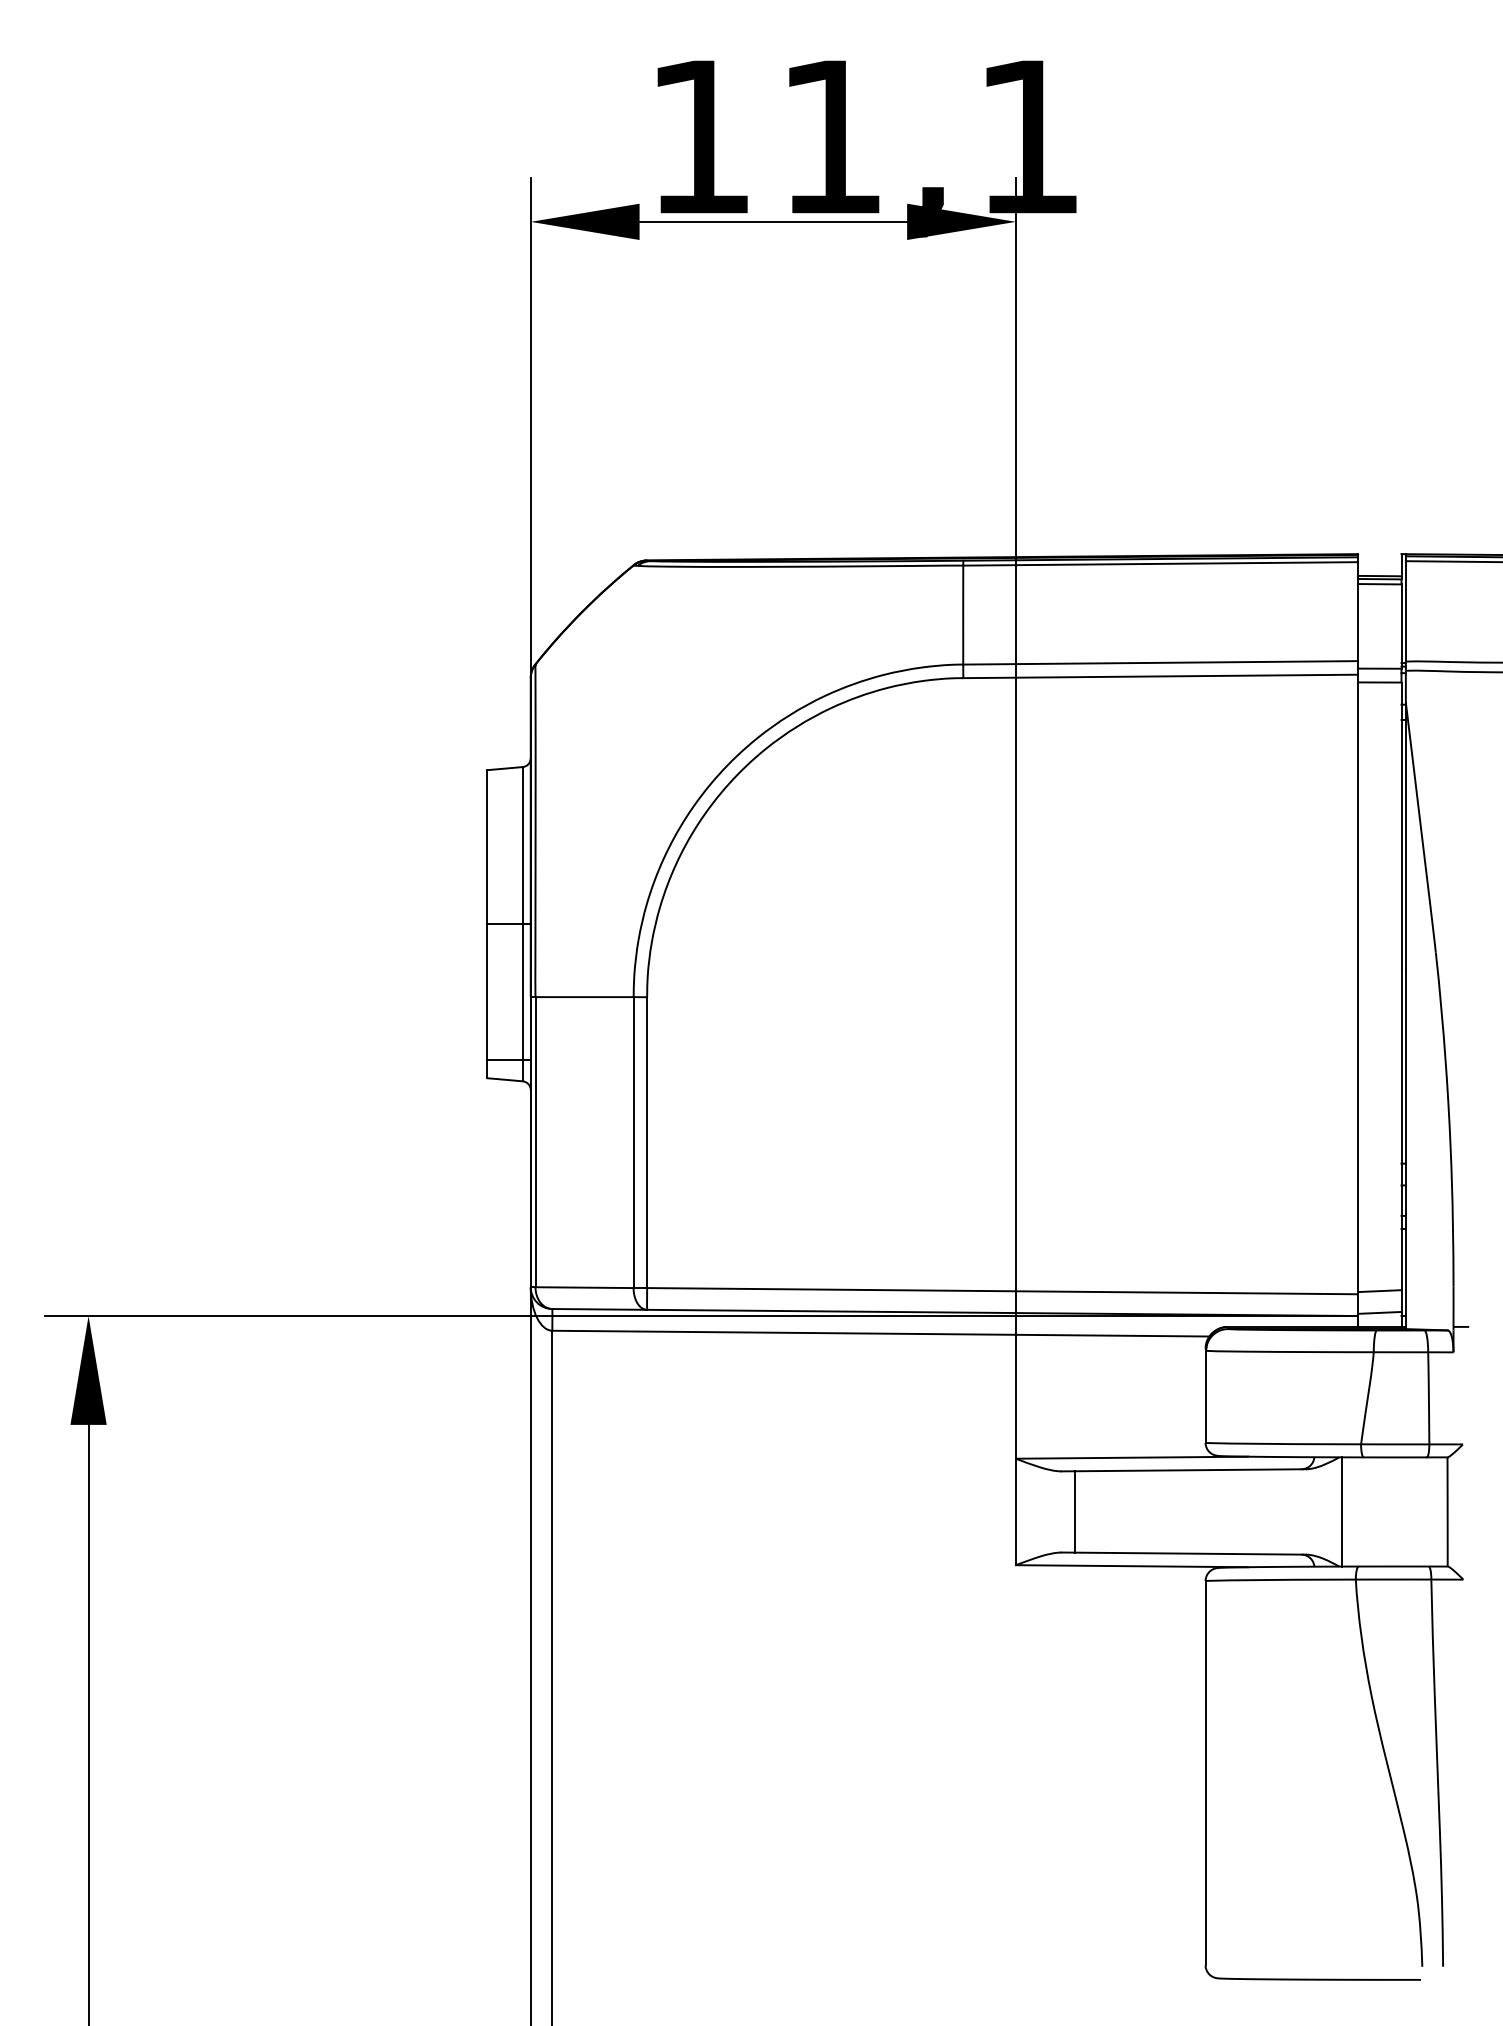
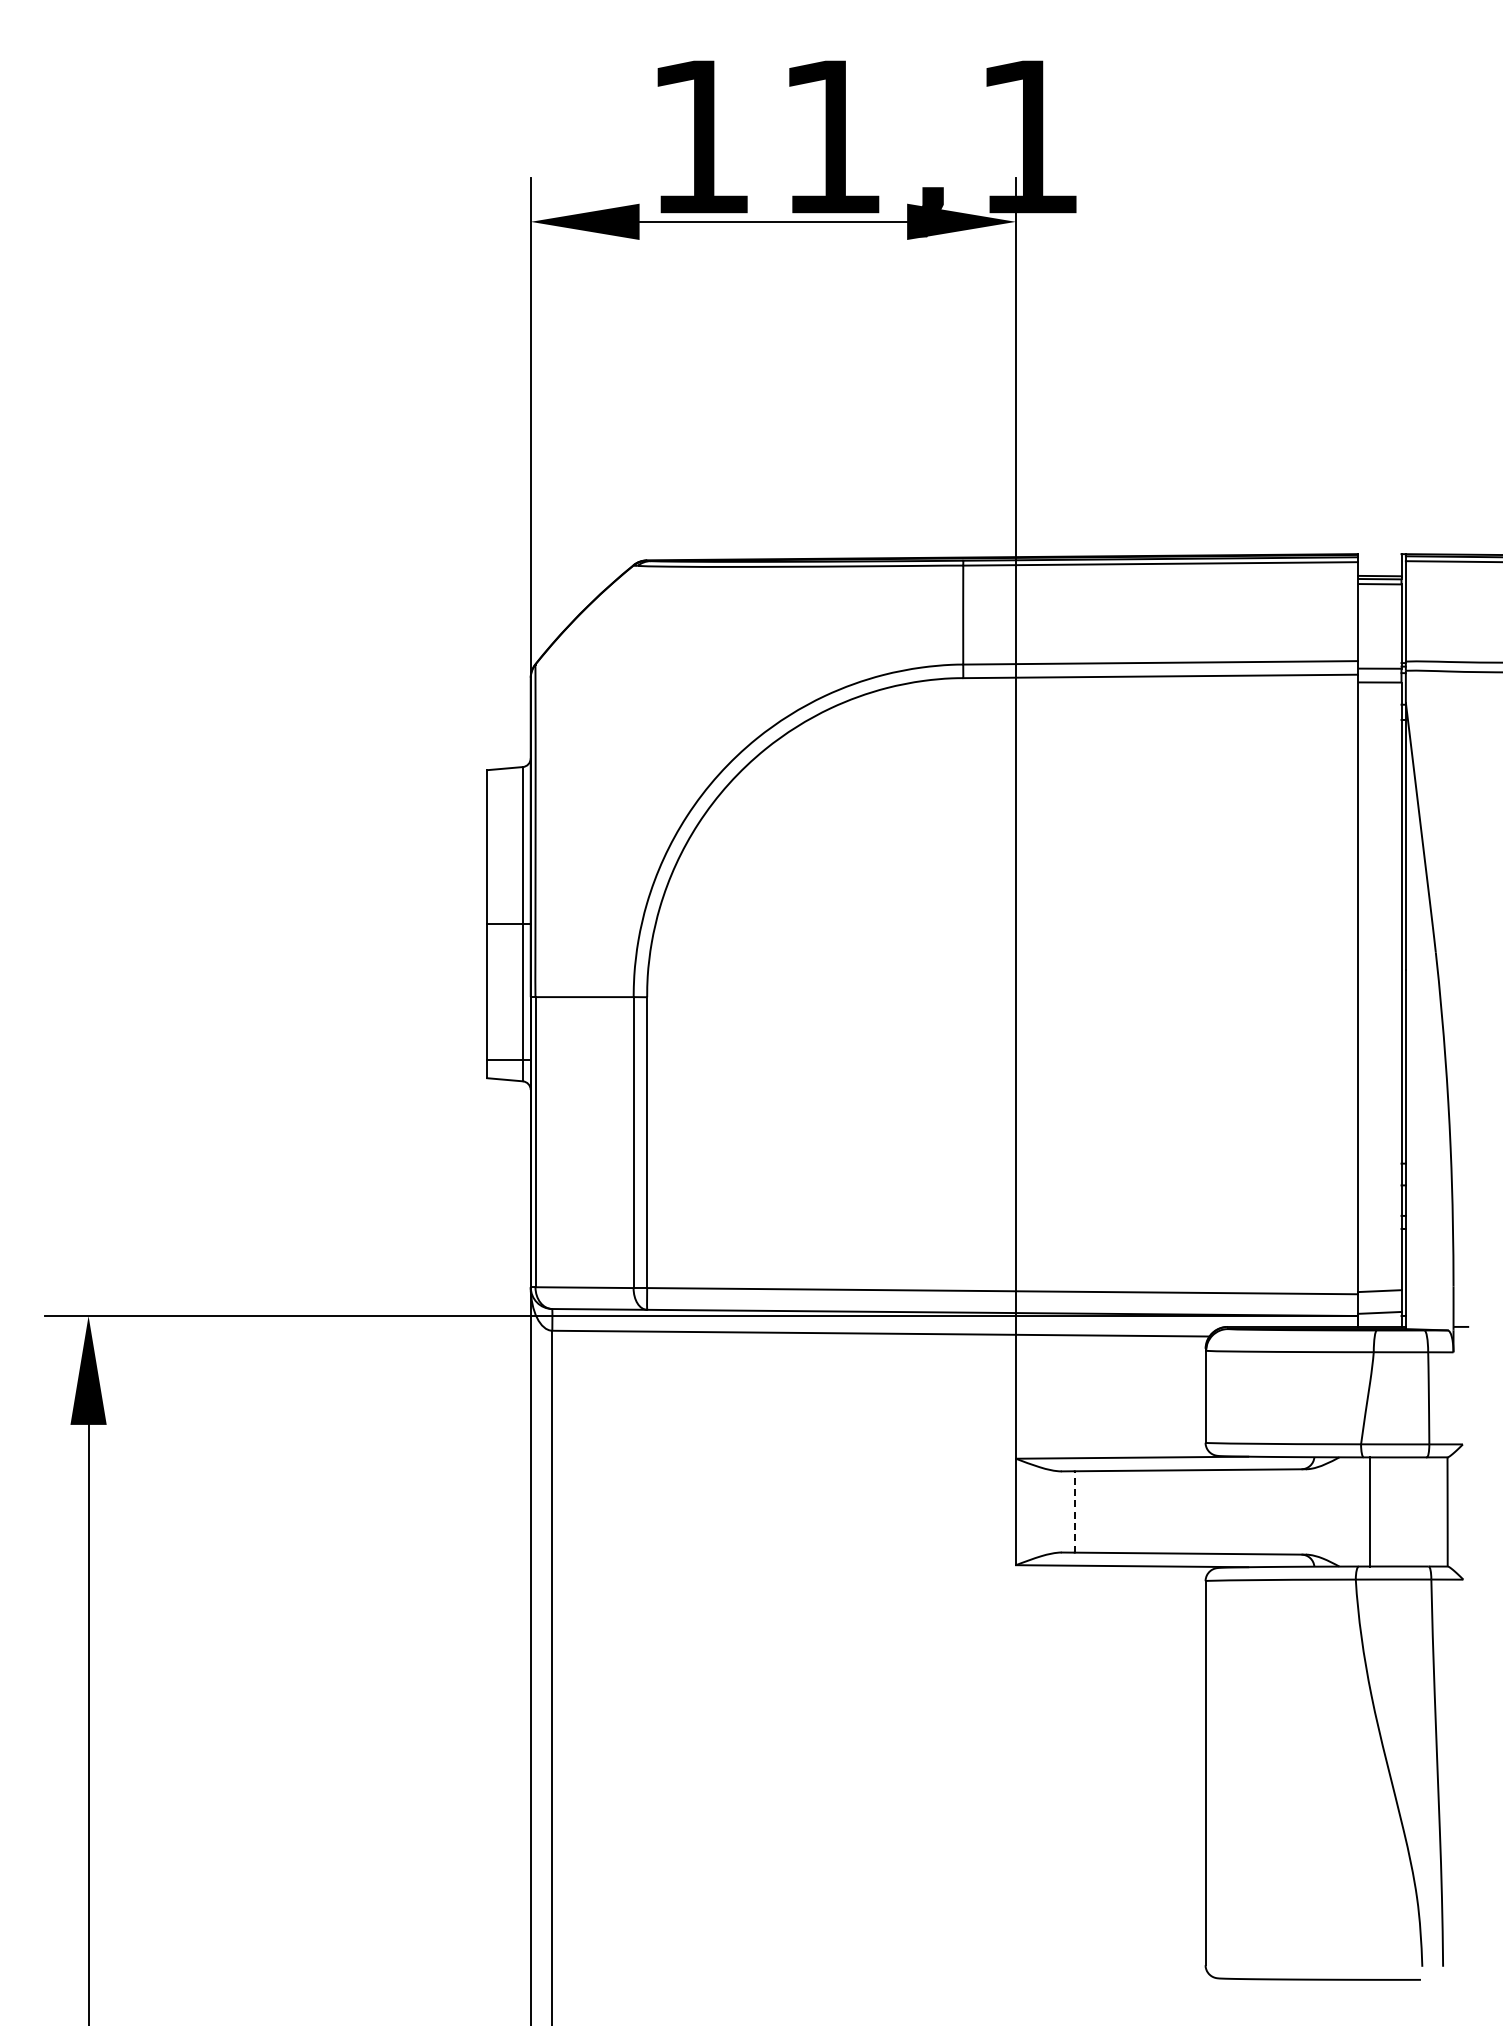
line: solid -> dashed (1074, 1511)
line position: (1341, 1511) -> (1369, 1511) (1369, 1511)
